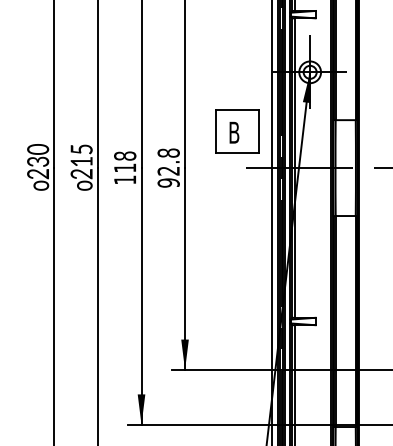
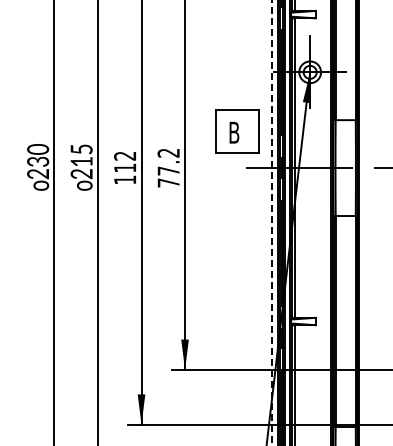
text: 118 -> 112 (125, 155)
text: 92.8 -> 77.2 (168, 167)
line: solid -> dashed (272, 223)
